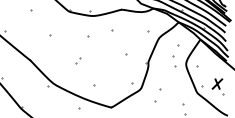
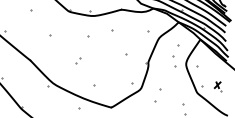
part size: 14x18 px -> 10x12 px (217, 86)
